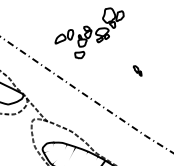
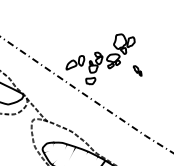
part position: (89, 33) -> (100, 59) (100, 59)
